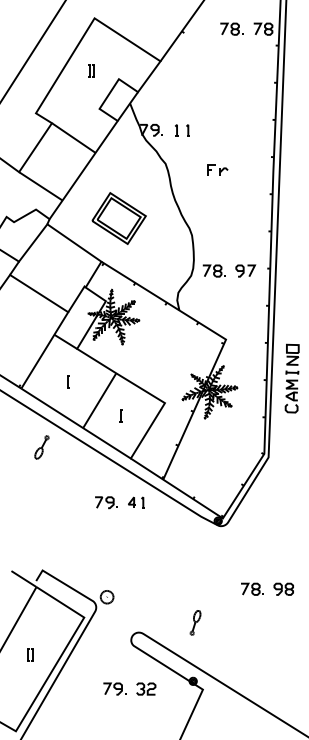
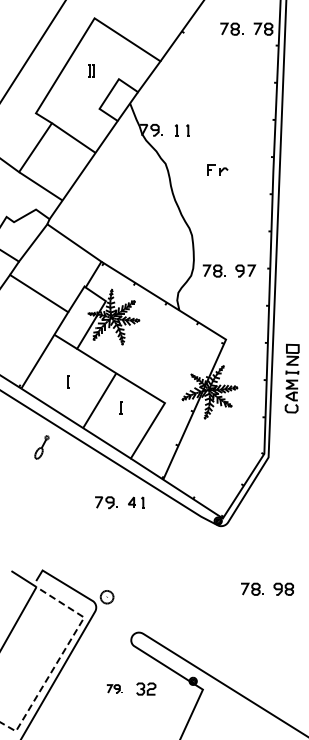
part: present -> none (118, 218)
part position: (120, 415) -> (120, 407) (120, 407)
part: present -> none (195, 622)
part: present -> none (30, 654)
line: solid -> dashed (60, 657)
part size: 24x14 px -> 17x10 px (114, 688)
